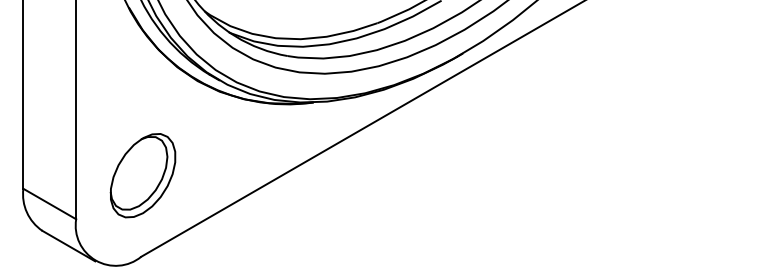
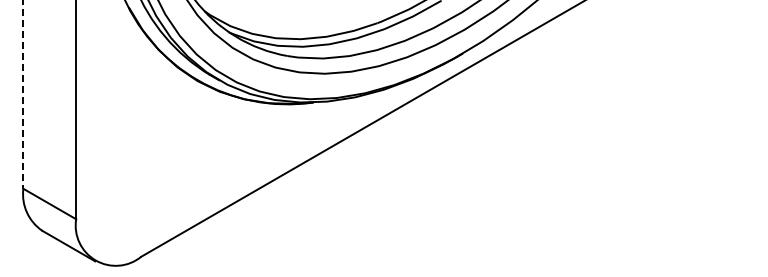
line: solid -> dashed (23, 94)
part: present -> none (142, 175)
